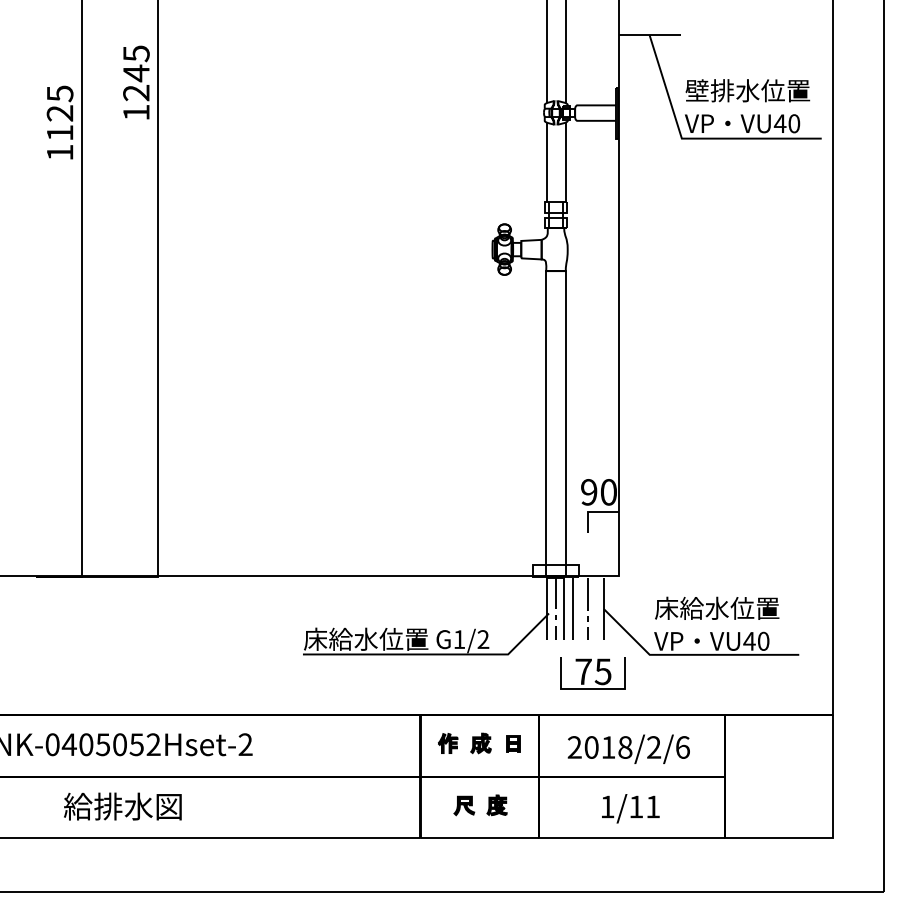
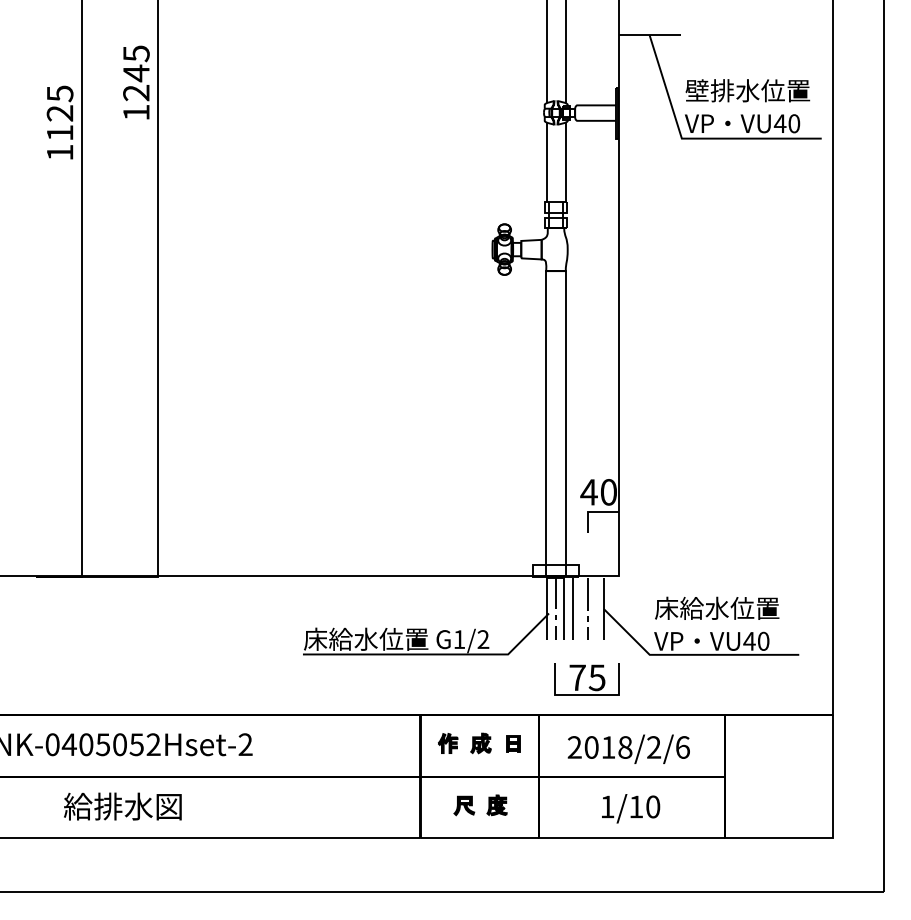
text: 90 -> 40 (588, 492)
part position: (592, 673) -> (586, 679) (586, 679)
text: 1/11 -> 1/10 (653, 806)
